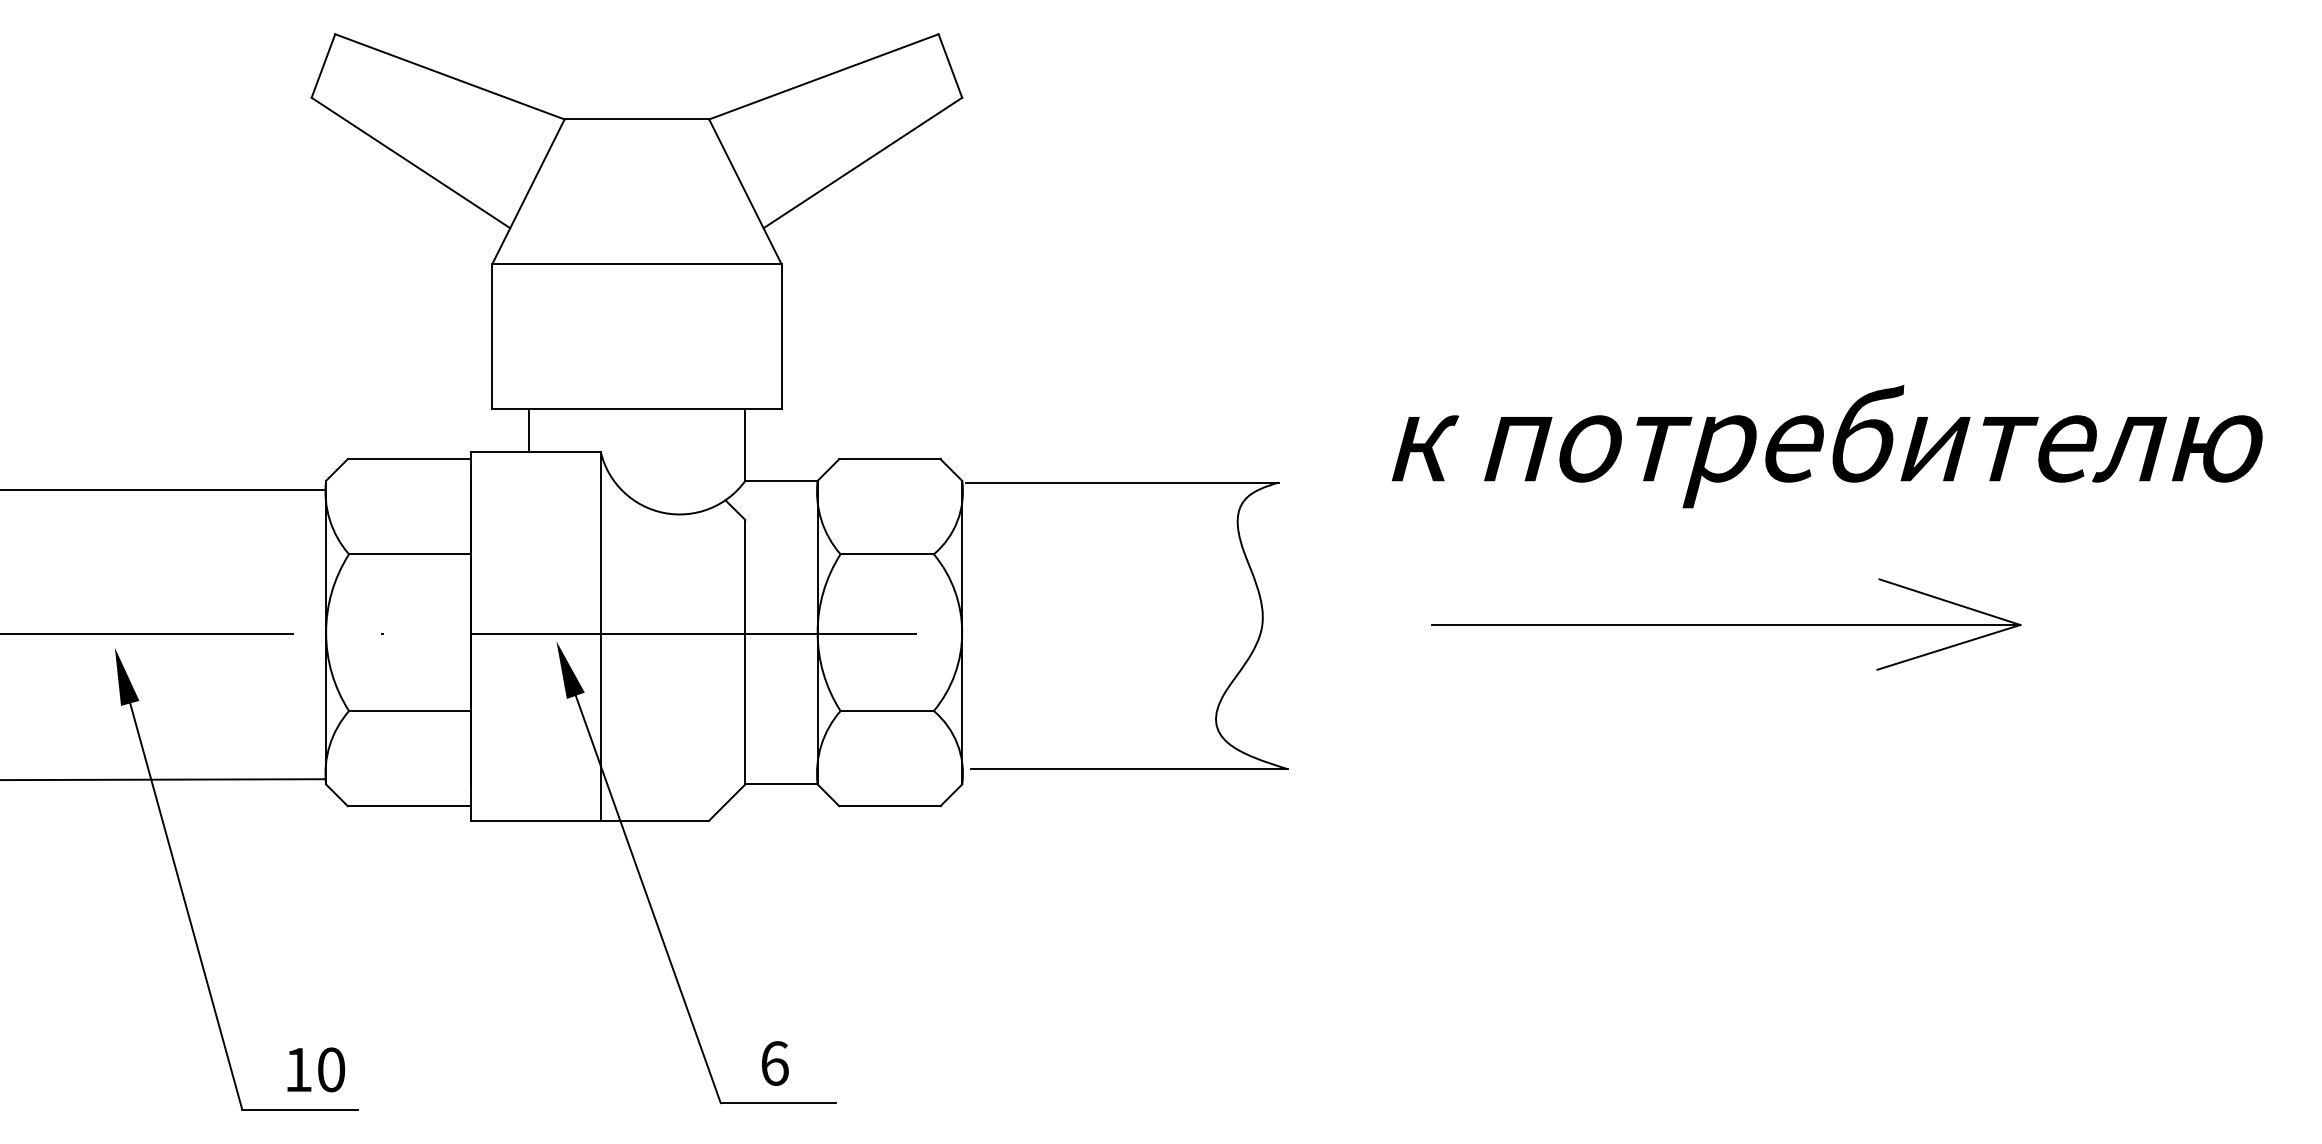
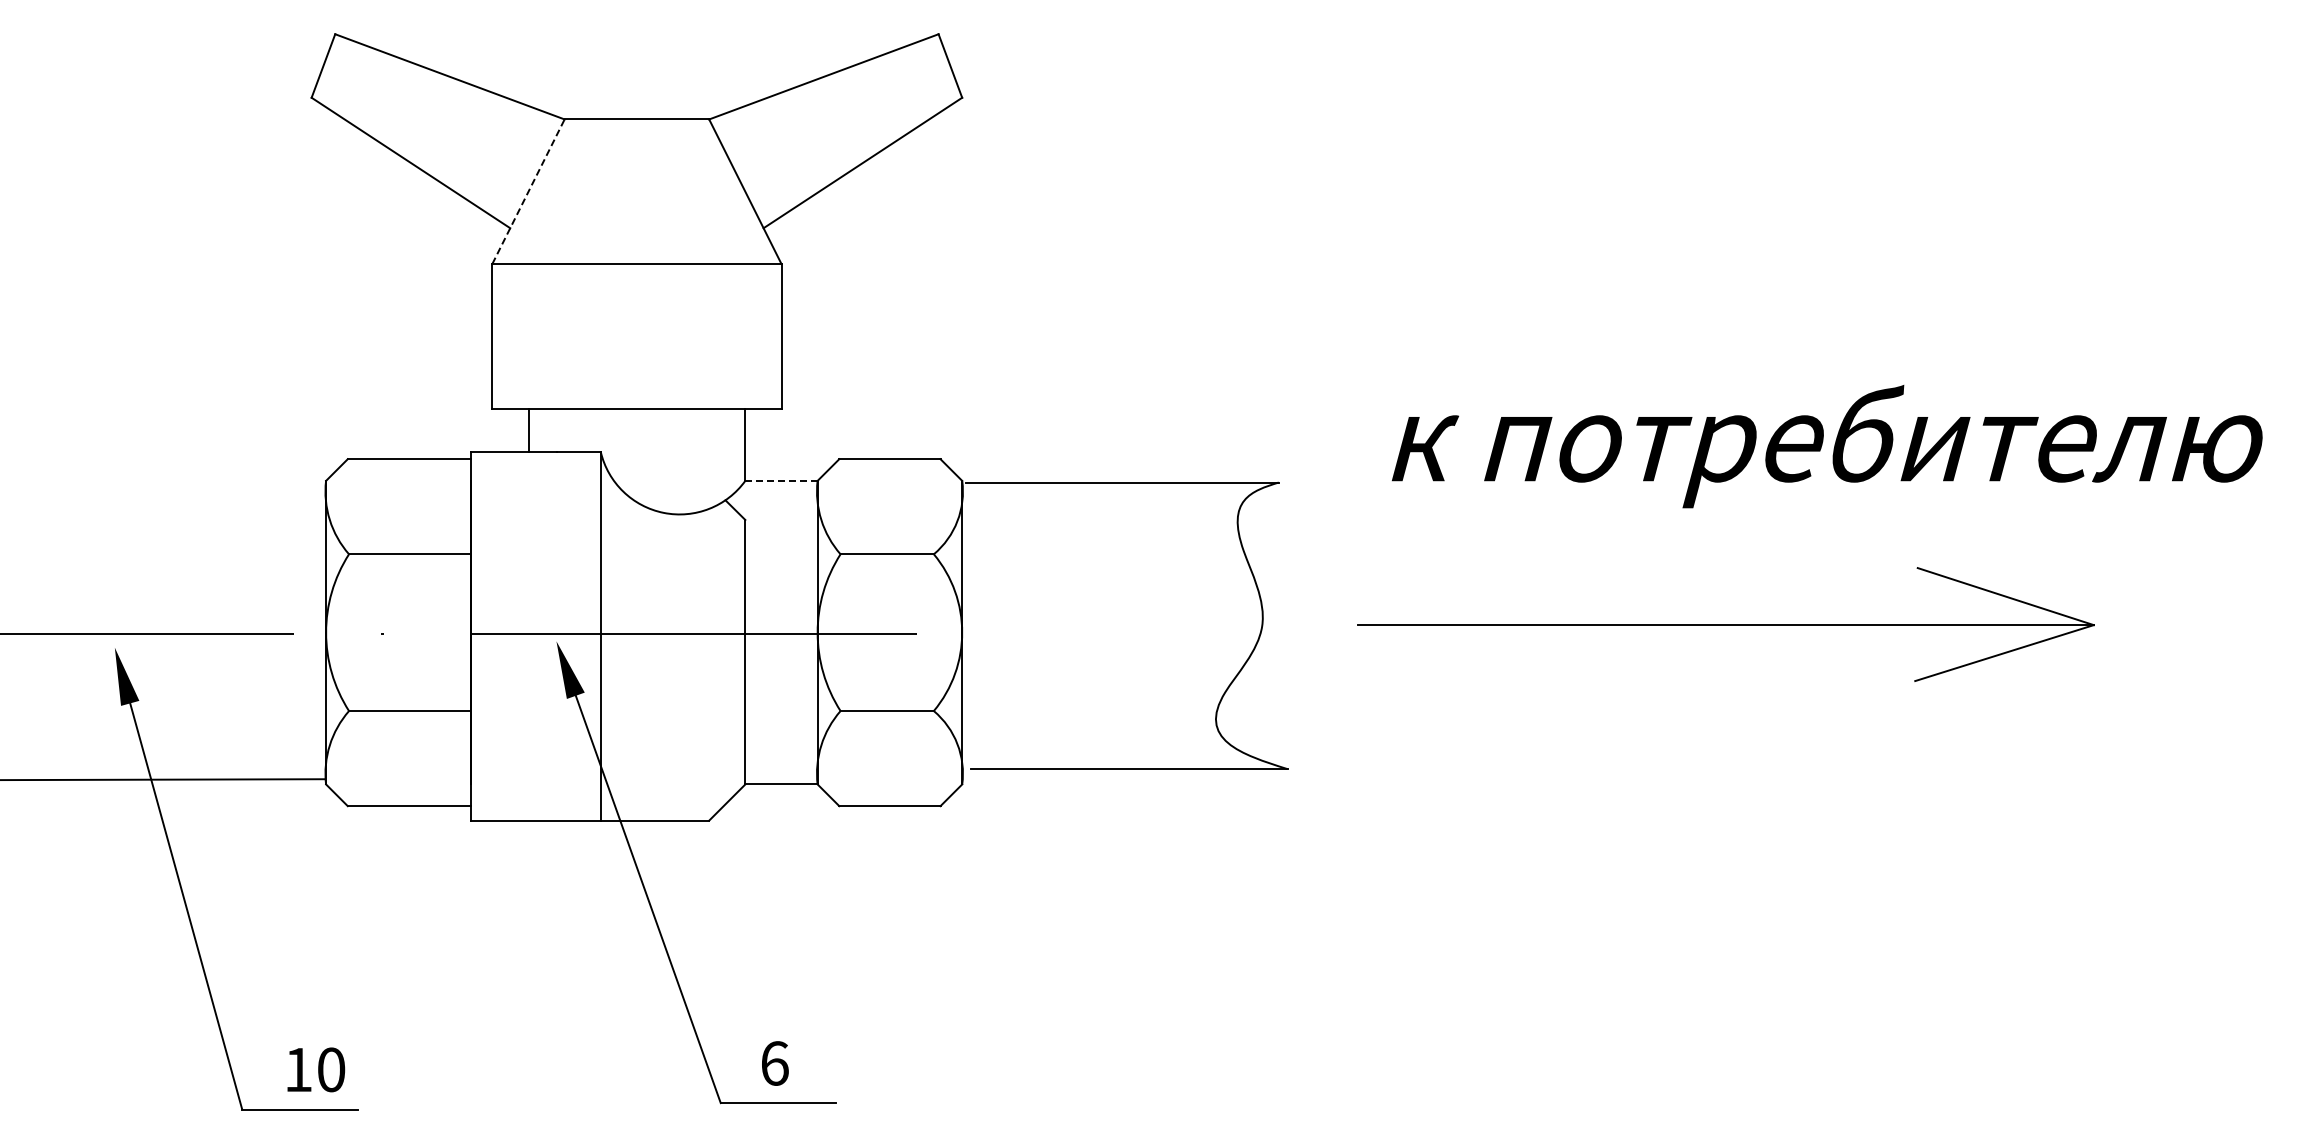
line: solid -> dashed (528, 191)
line: solid -> dashed (781, 480)
line: present -> none (163, 489)
part size: 591x93 px -> 738x115 px (1725, 624)
